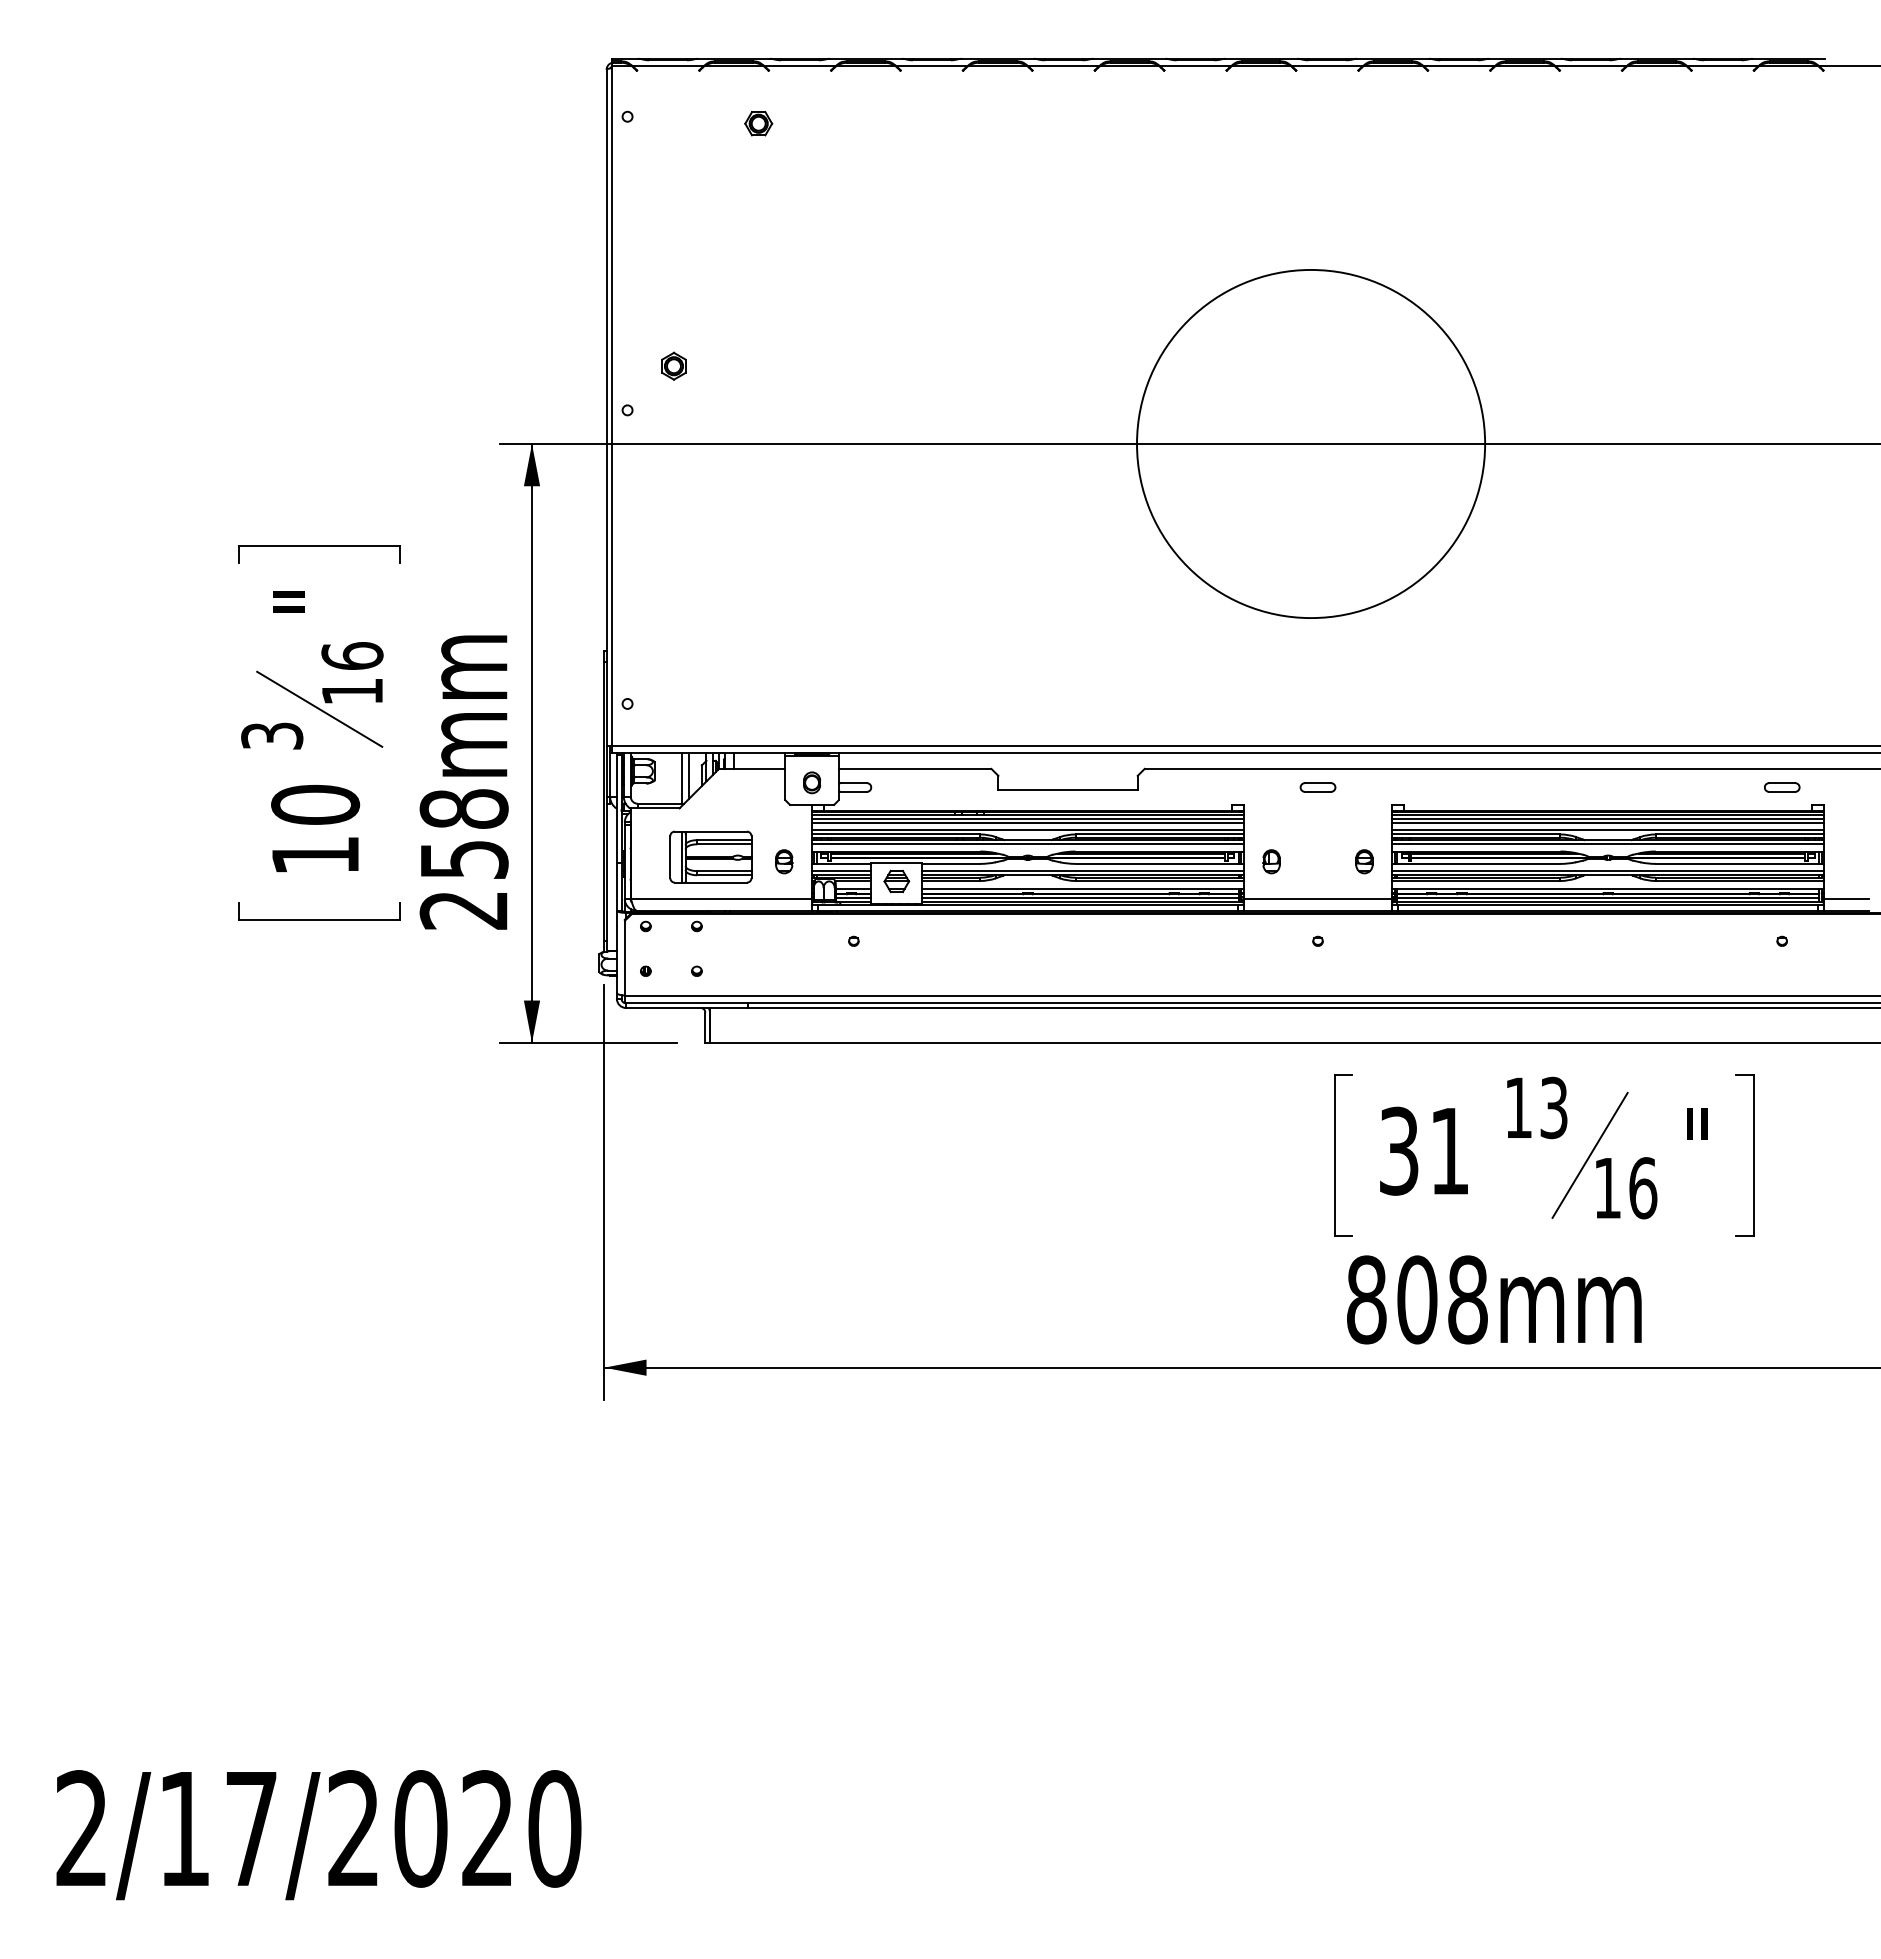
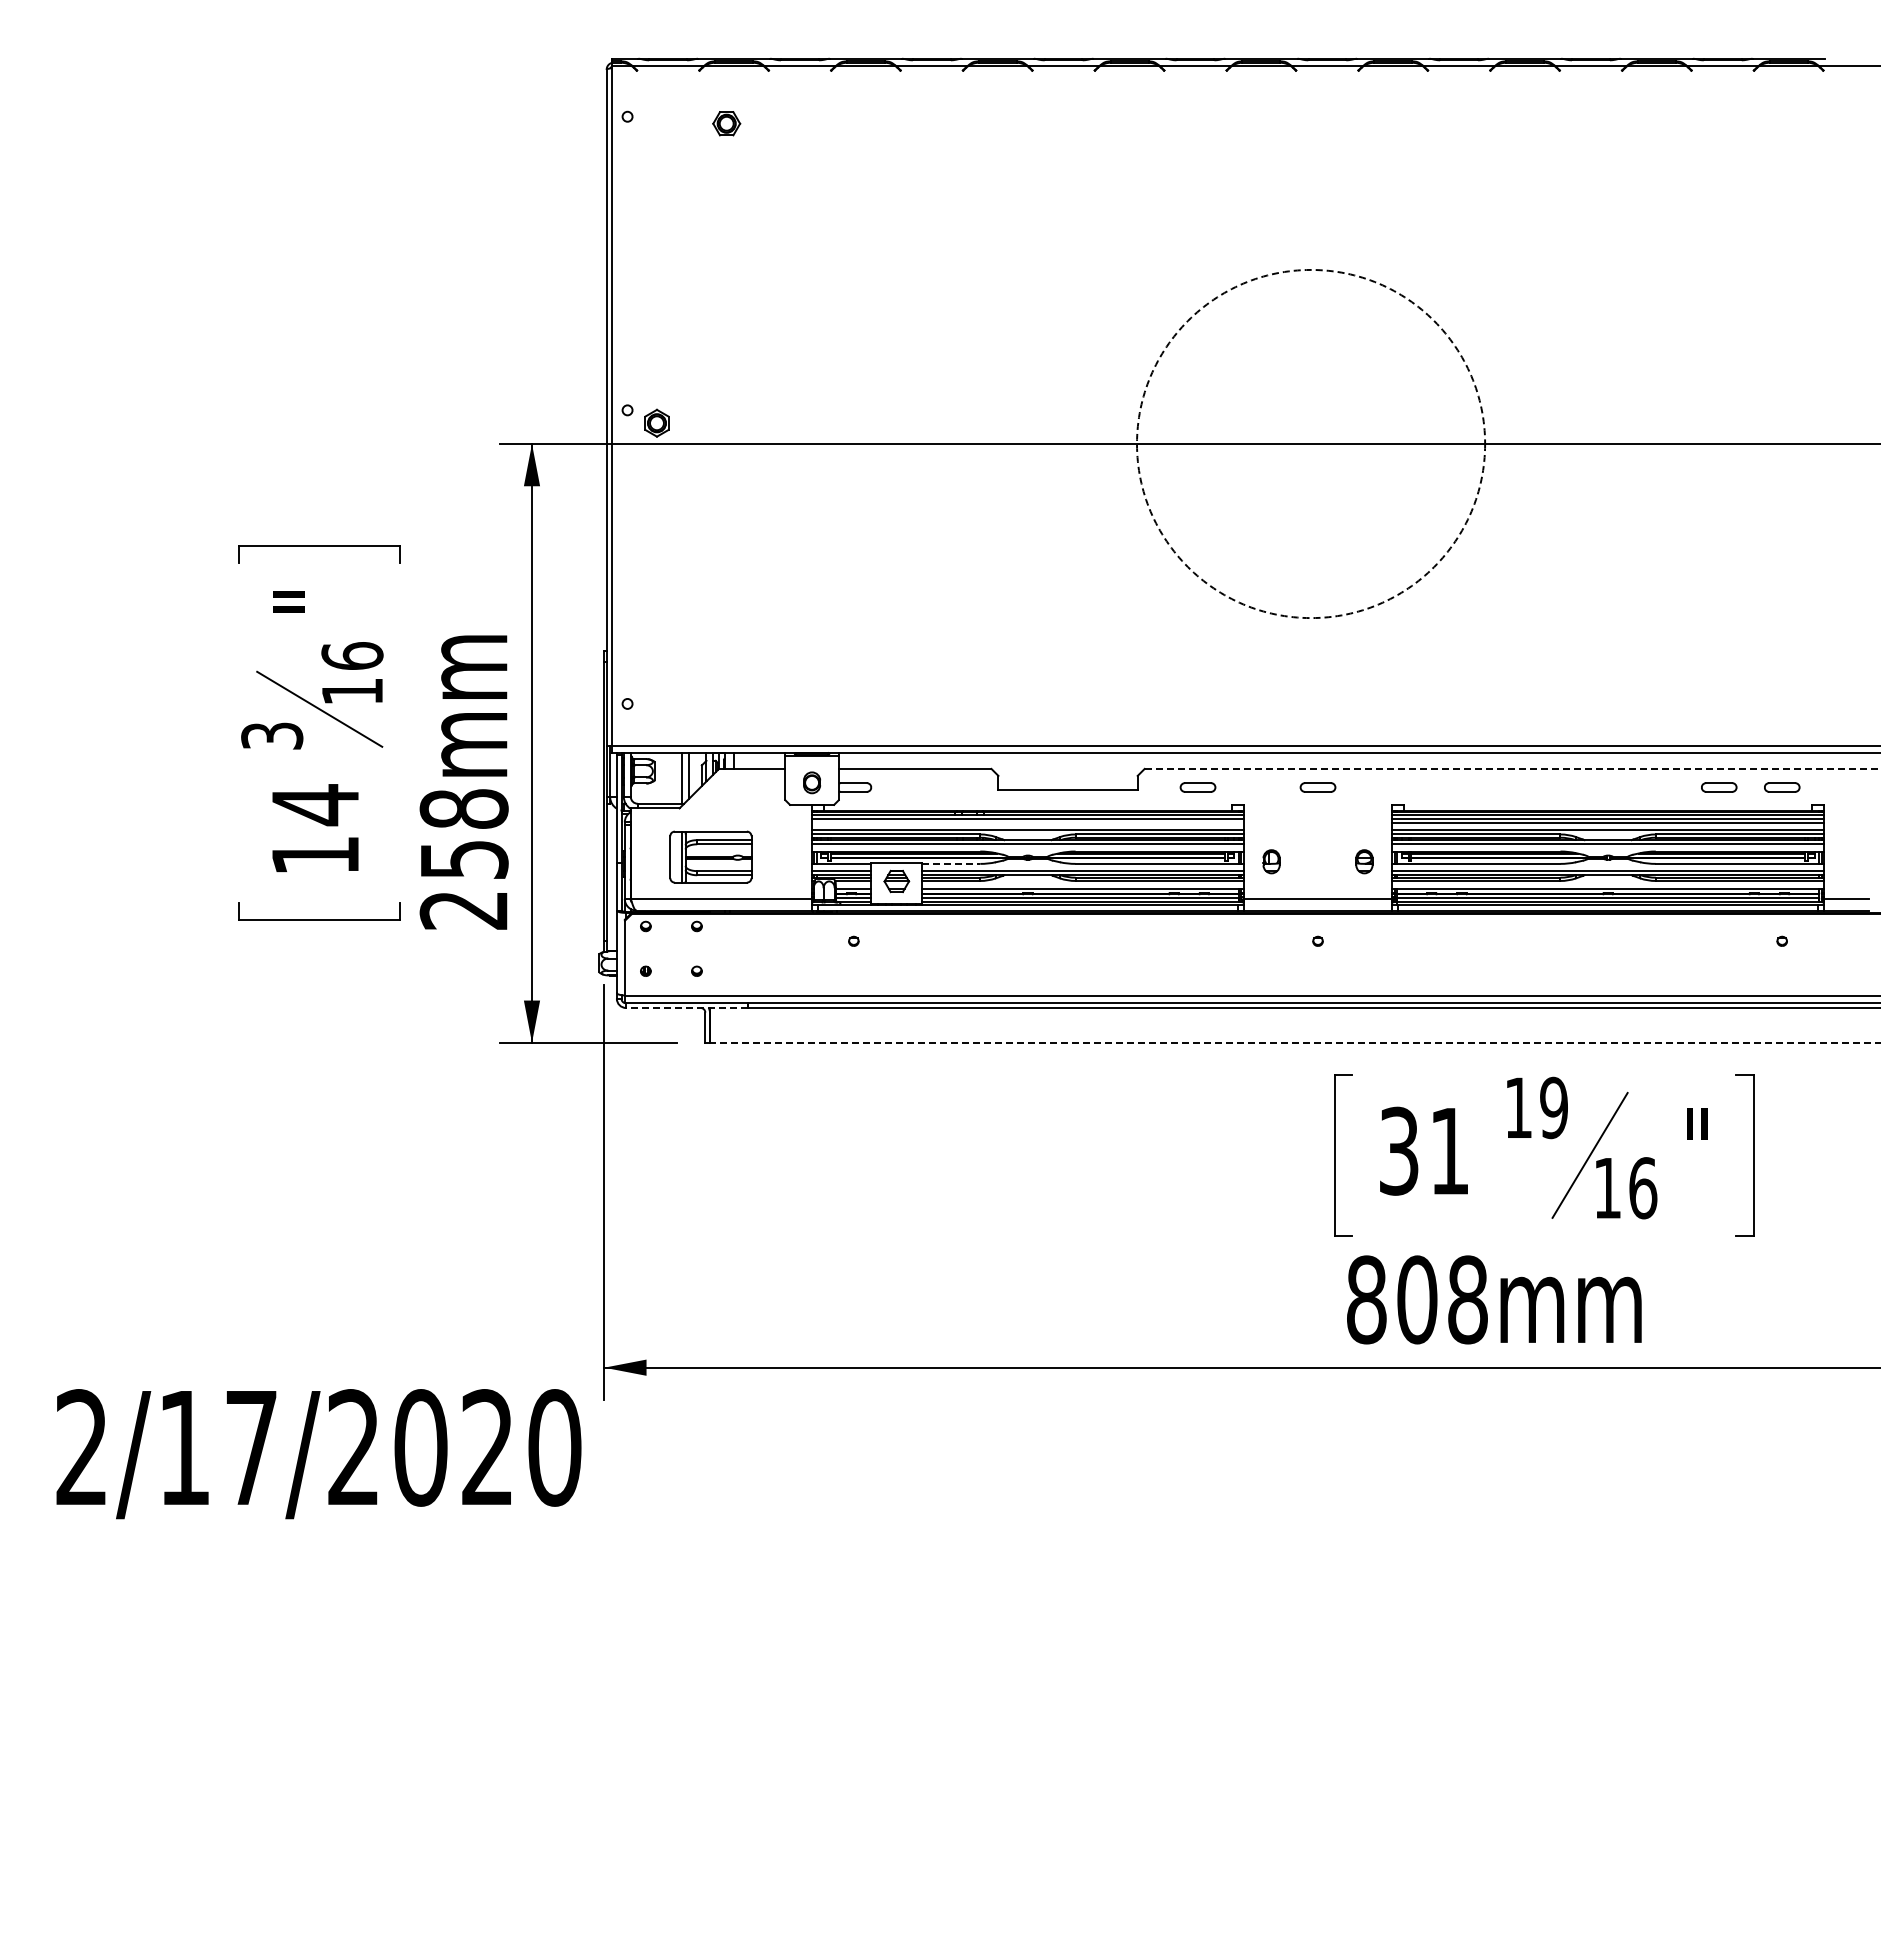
part position: (758, 123) -> (726, 123) (726, 123)
part position: (673, 365) -> (656, 422) (656, 422)
circle: solid -> dashed (1311, 443)
line: solid -> dashed (1512, 768)
part: none -> present (1197, 787)
part: none -> present (1719, 787)
text: 10 -> 14 (315, 805)
line: present -> none (1027, 823)
part: present -> none (784, 861)
line: solid -> dashed (951, 863)
line: solid -> dashed (686, 1007)
line: solid -> dashed (1294, 1042)
text: 13 -> 19 (1553, 1107)
text position: (318, 1835) -> (318, 1454) (318, 1454)
